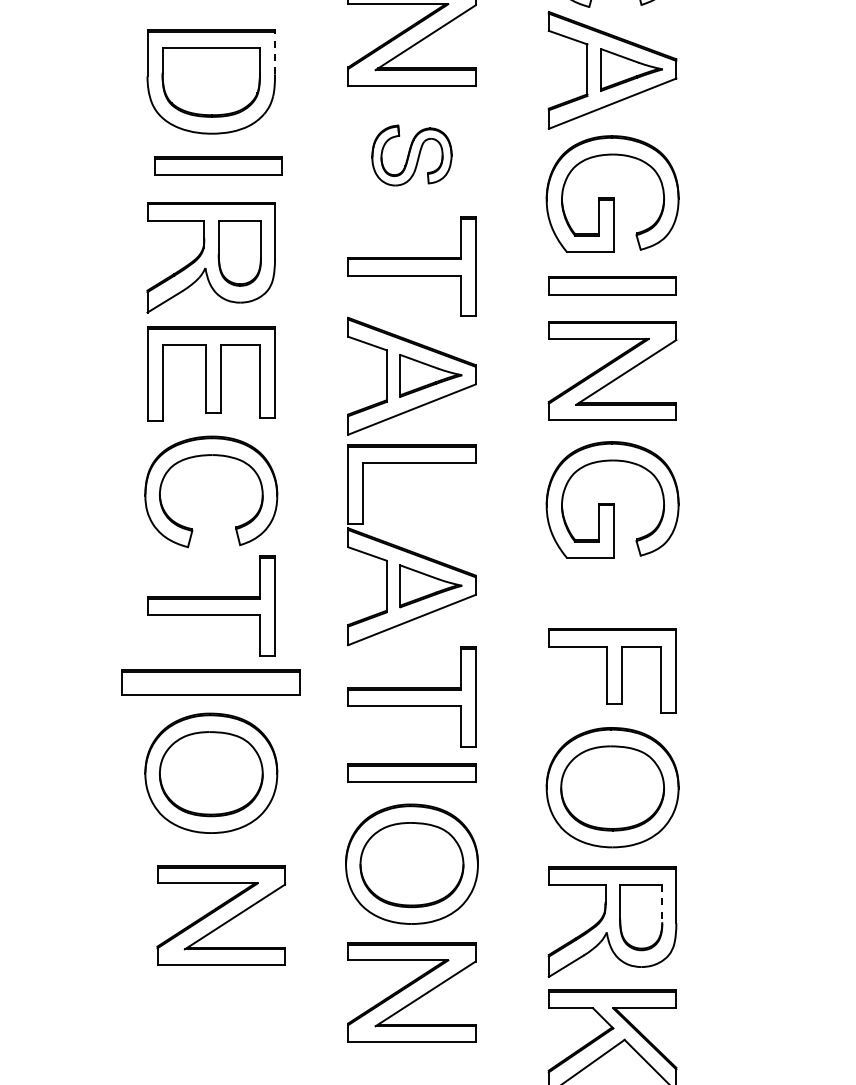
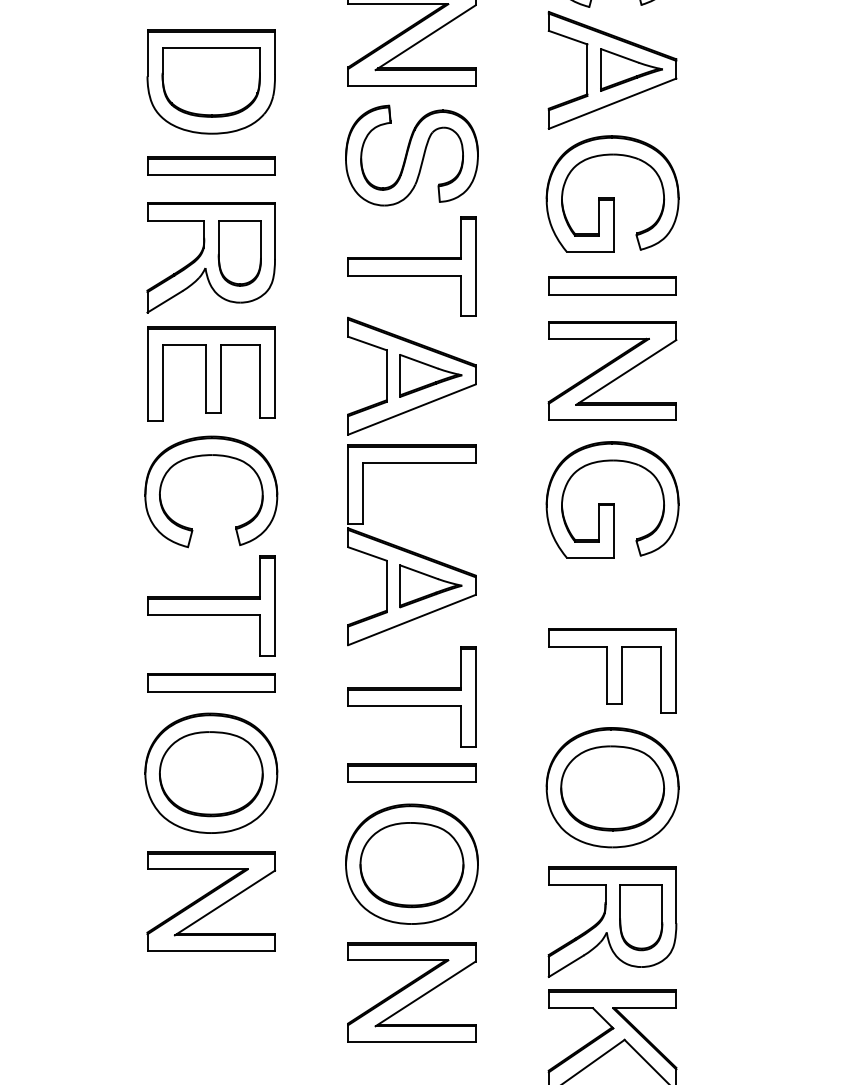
line: dashed -> solid (275, 52)
part size: 82x63 px -> 134x103 px (411, 155)
part position: (218, 165) -> (211, 165) (211, 165)
part size: 180x27 px -> 129x20 px (211, 682)
line: dashed -> solid (662, 904)
part position: (221, 915) -> (211, 901) (211, 901)
